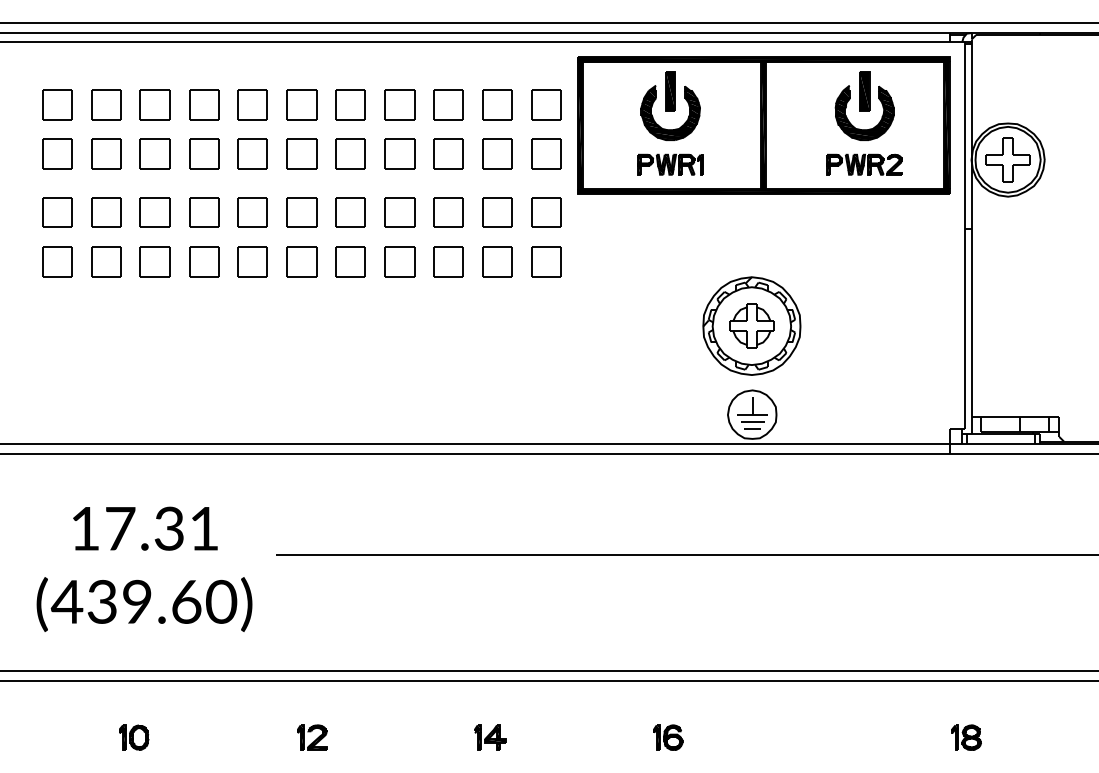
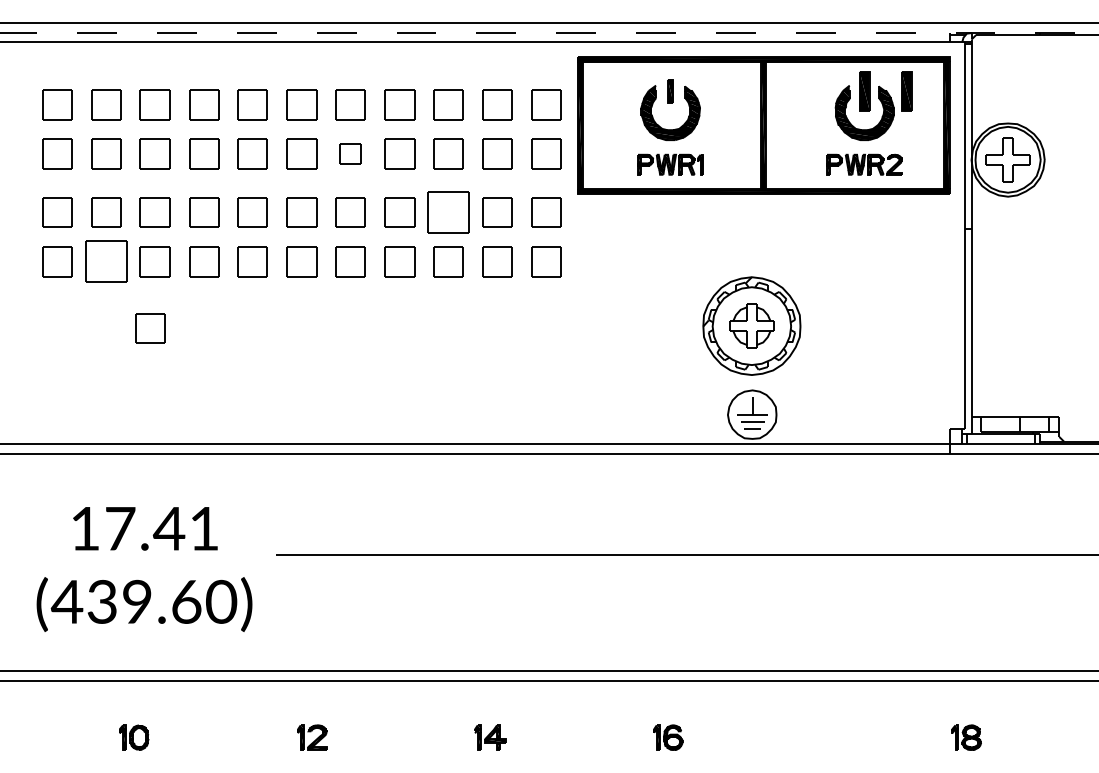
line: solid -> dashed (549, 33)
part size: 11x41 px -> 7x25 px (670, 91)
part: none -> present (906, 91)
part size: 31x32 px -> 23x22 px (350, 153)
part size: 31x31 px -> 43x43 px (448, 212)
part size: 31x32 px -> 43x43 px (106, 261)
part: none -> present (150, 328)
text: 17.31^C -> 17.41^C (168, 528)
